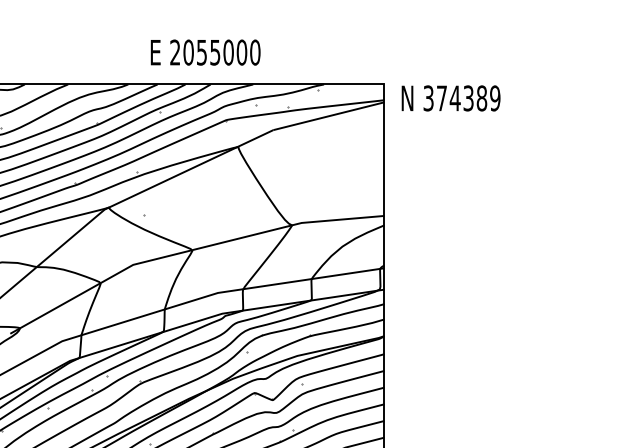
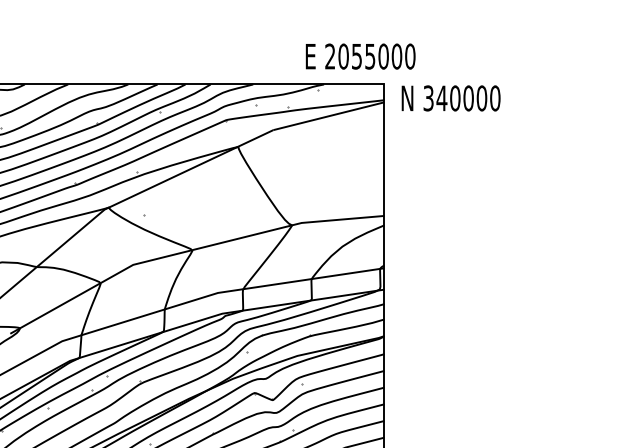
text position: (205, 52) -> (360, 56) (360, 56)
text: 374389 -> 340000 (468, 98)
